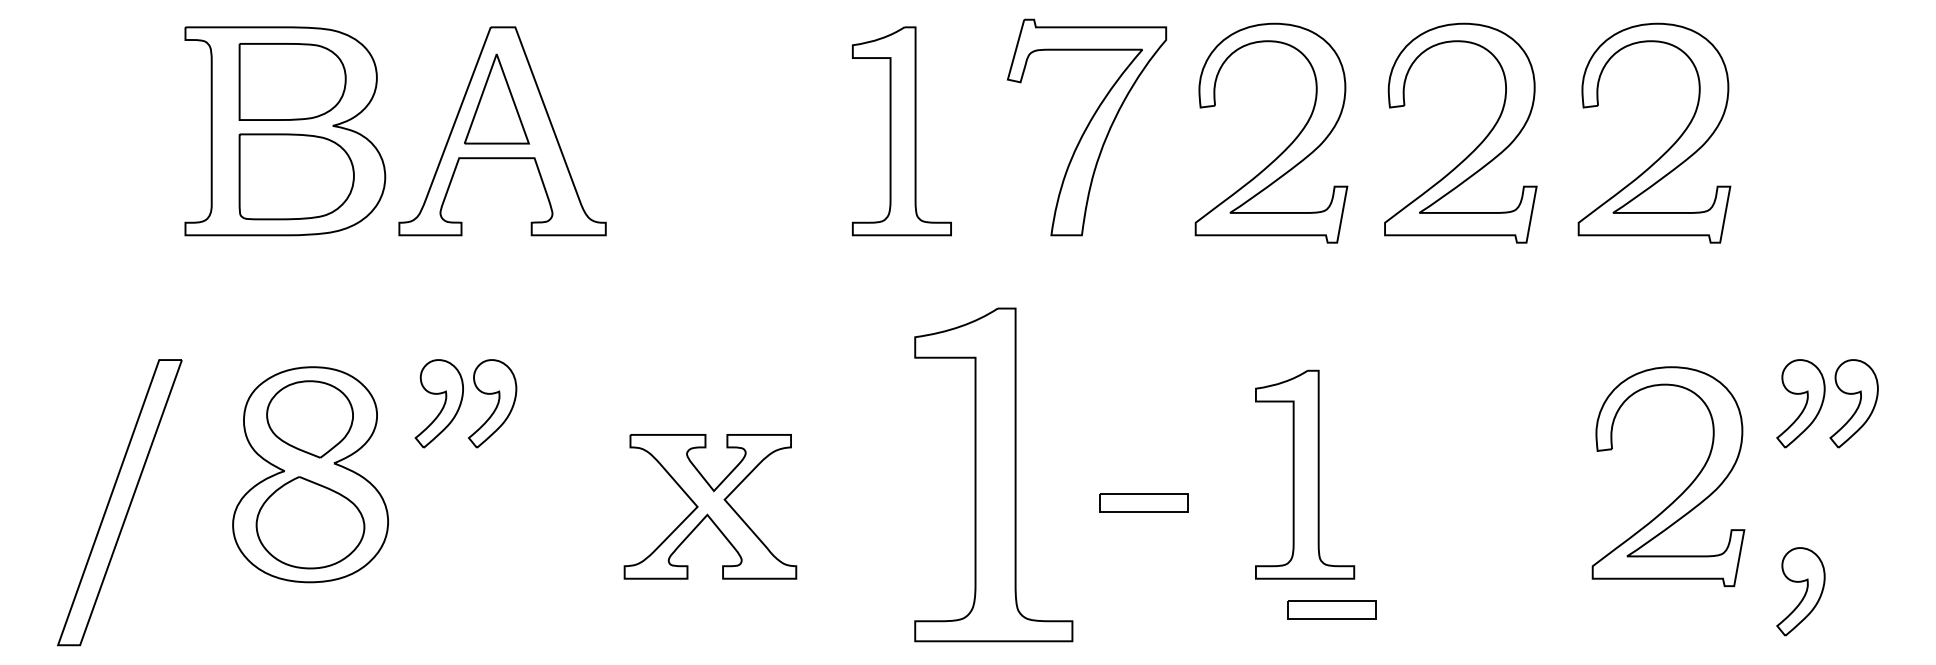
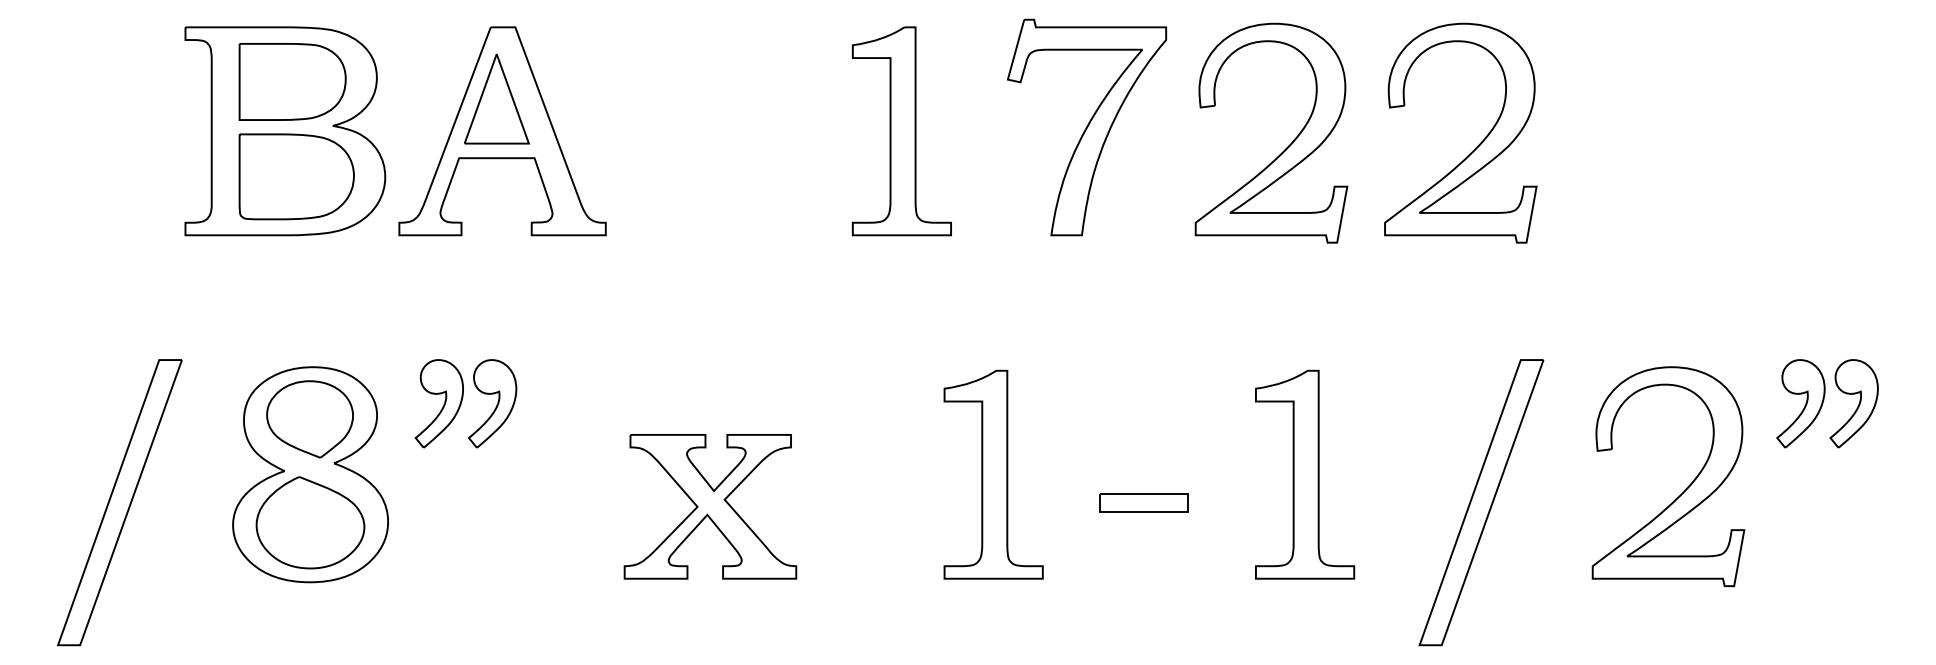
part: present -> none (1669, 147)
part size: 160x336 px -> 101x211 px (993, 474)
part: none -> present (1481, 502)
part: present -> none (1800, 591)
part: present -> none (1331, 609)
